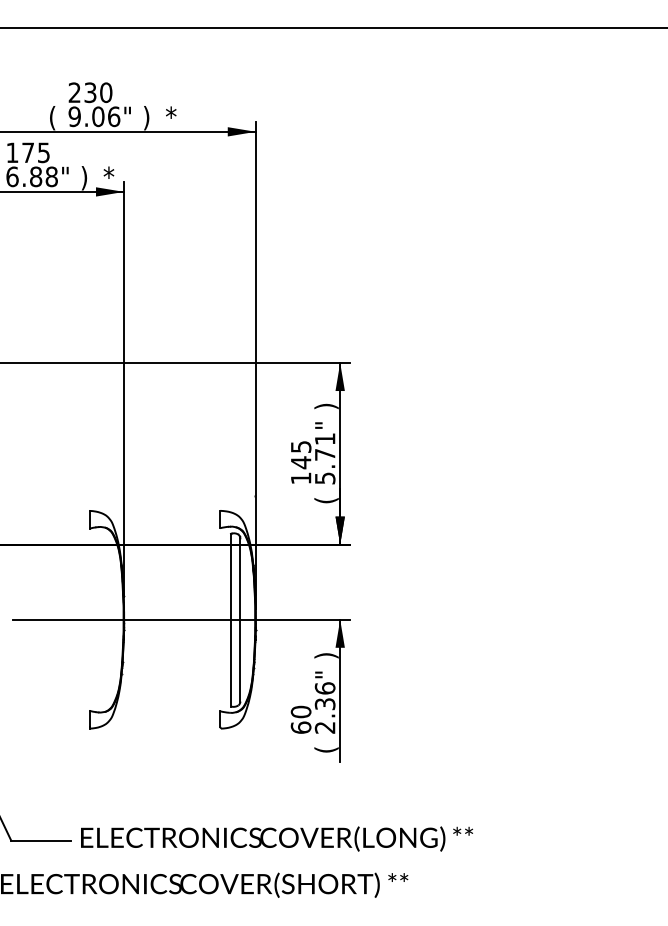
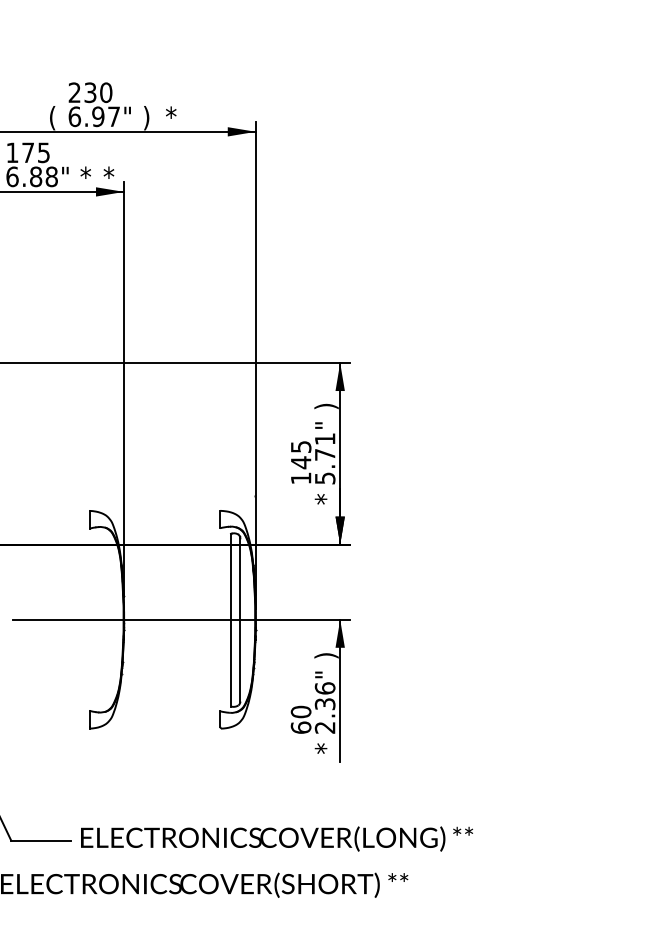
line: present -> none (333, 27)
text: 9.06" -> 6.97" (94, 116)
text: ) -> * (85, 178)
text: ( -> * (326, 499)
text: ( -> * (326, 748)
